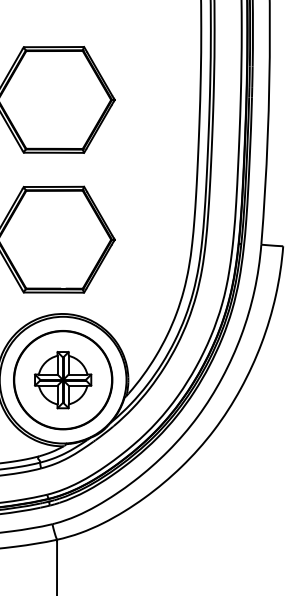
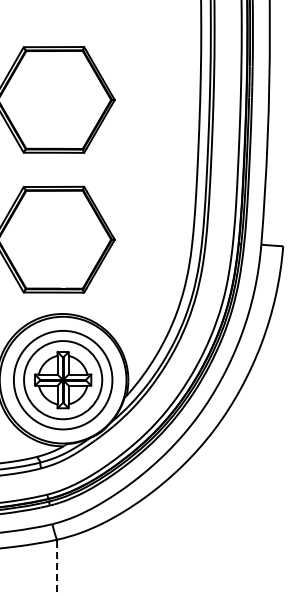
circle diameter: 98 px -> 78 px (63, 380)
line: solid -> dashed (57, 568)
